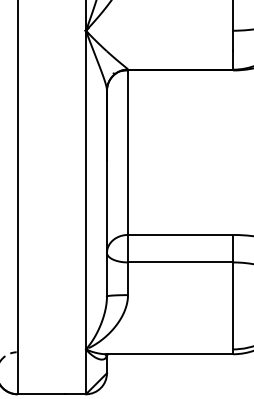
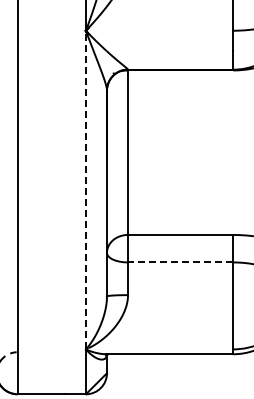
line: solid -> dashed (85, 189)
line: solid -> dashed (180, 262)
